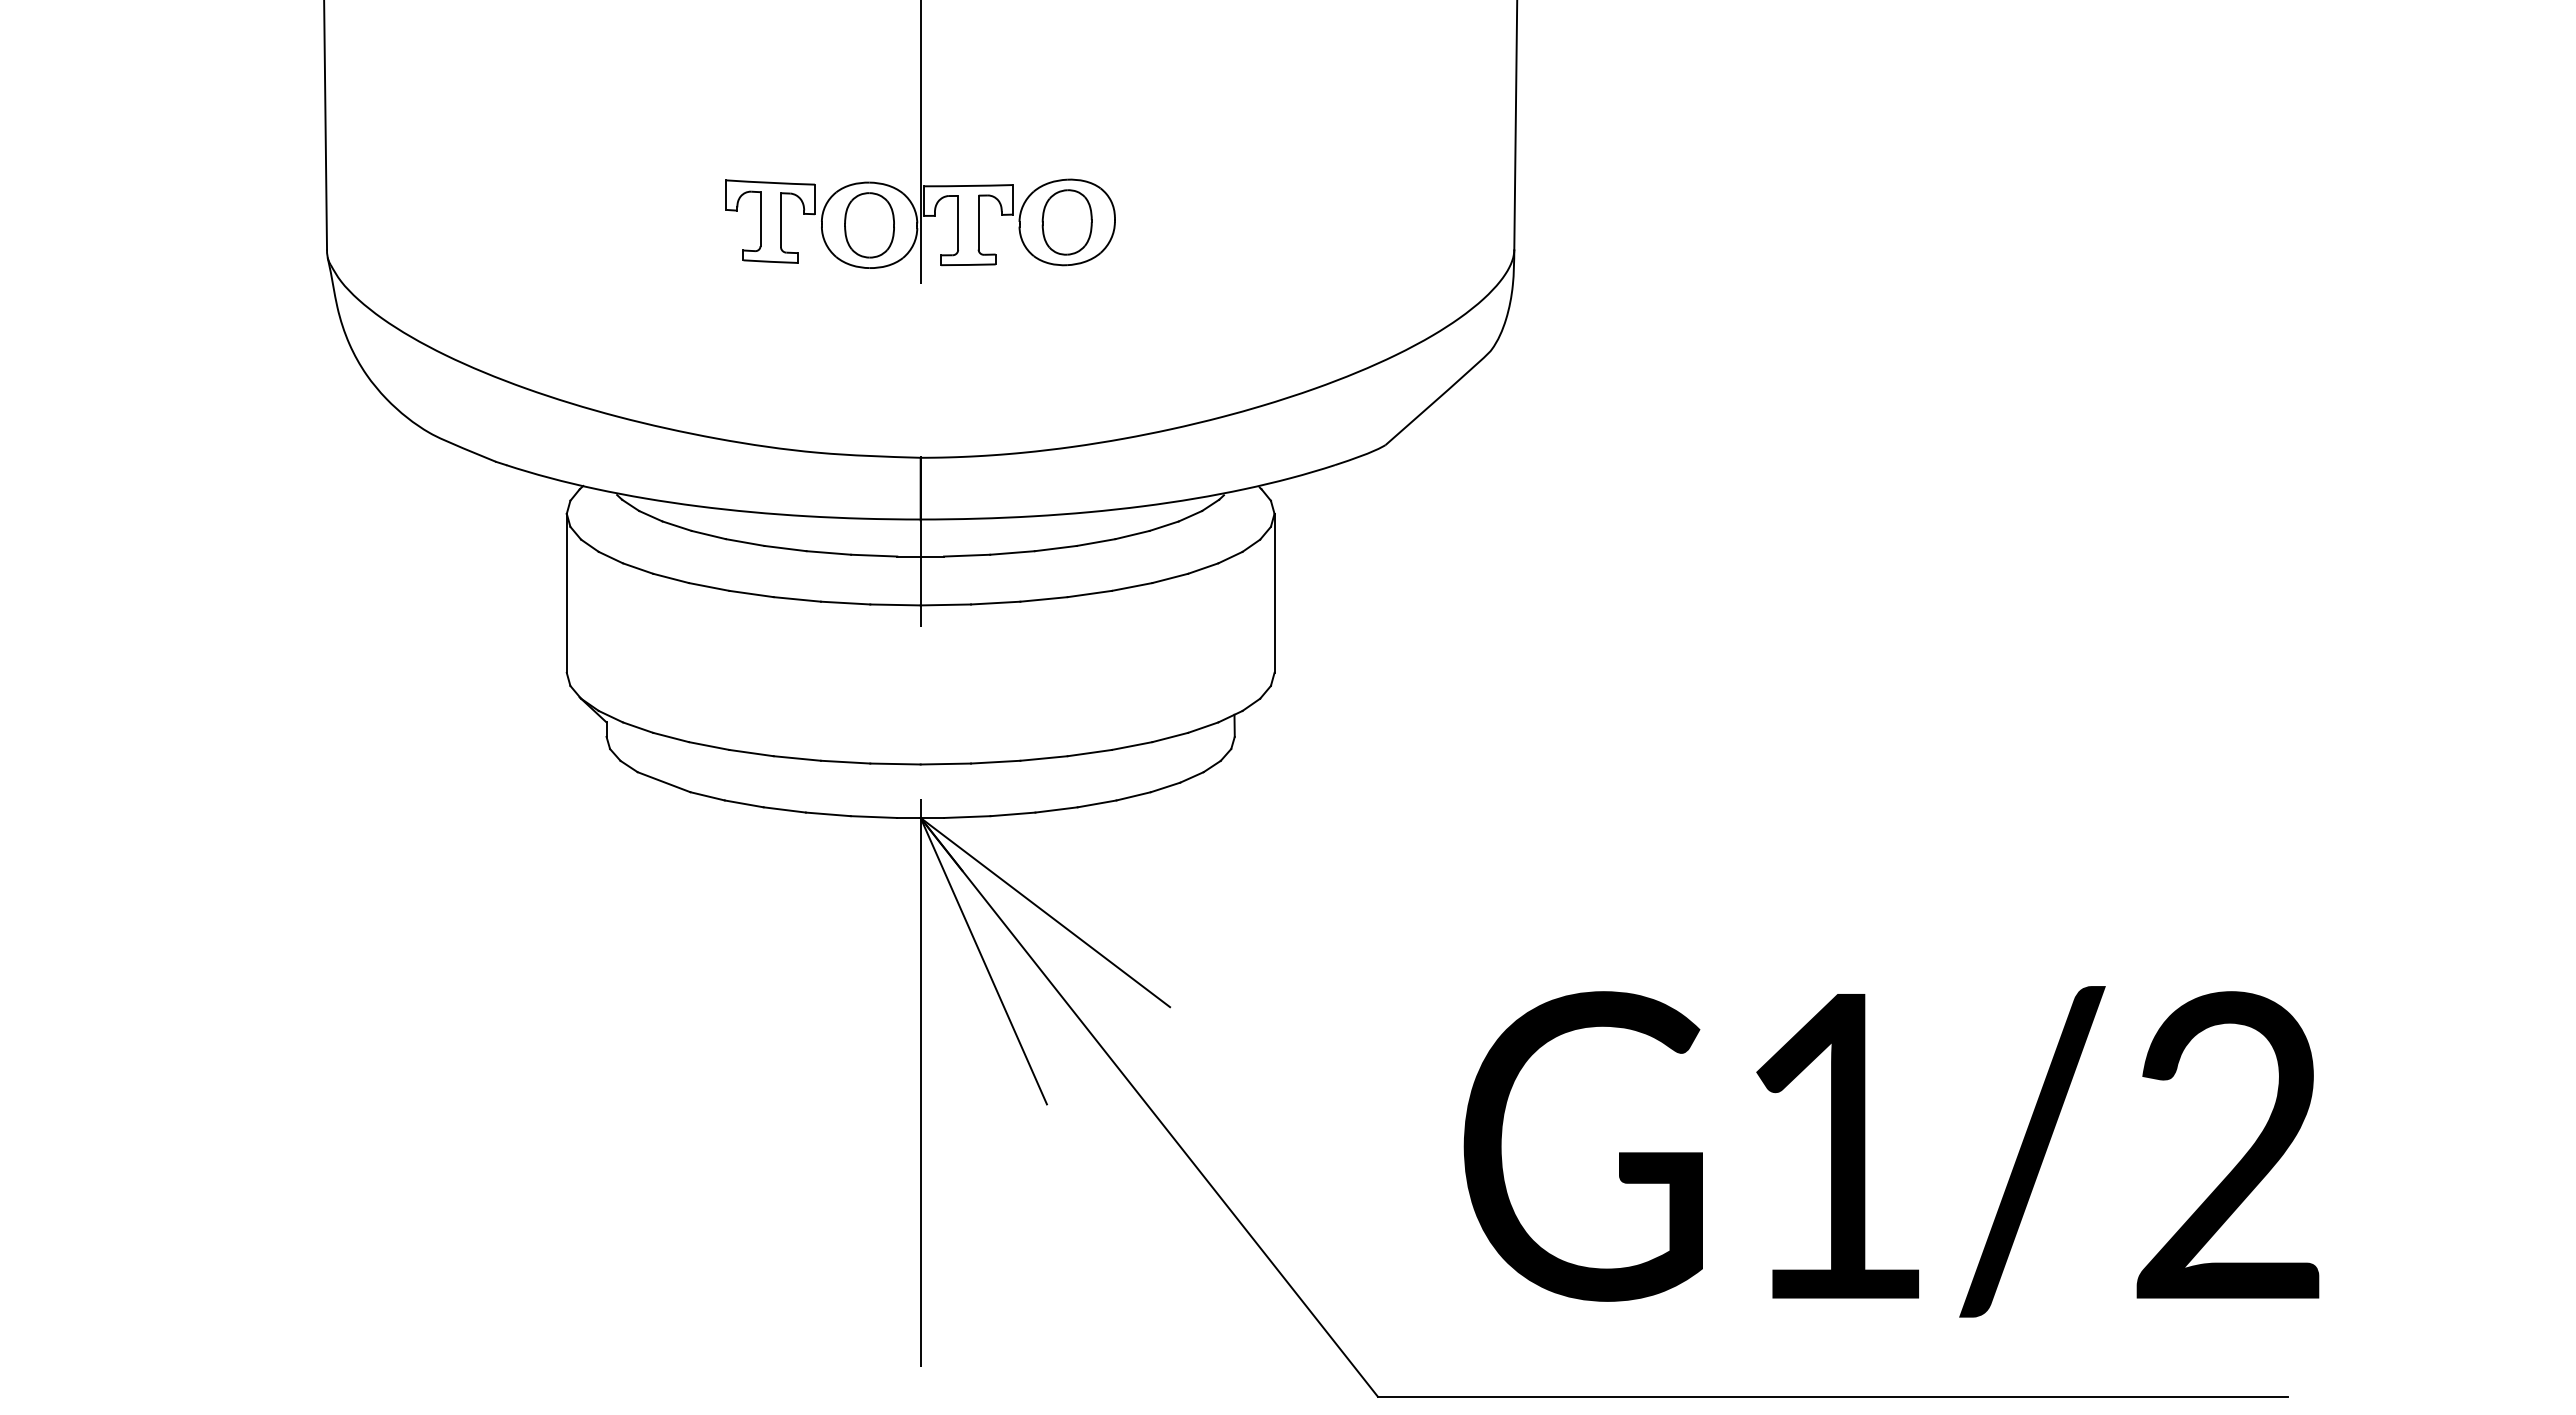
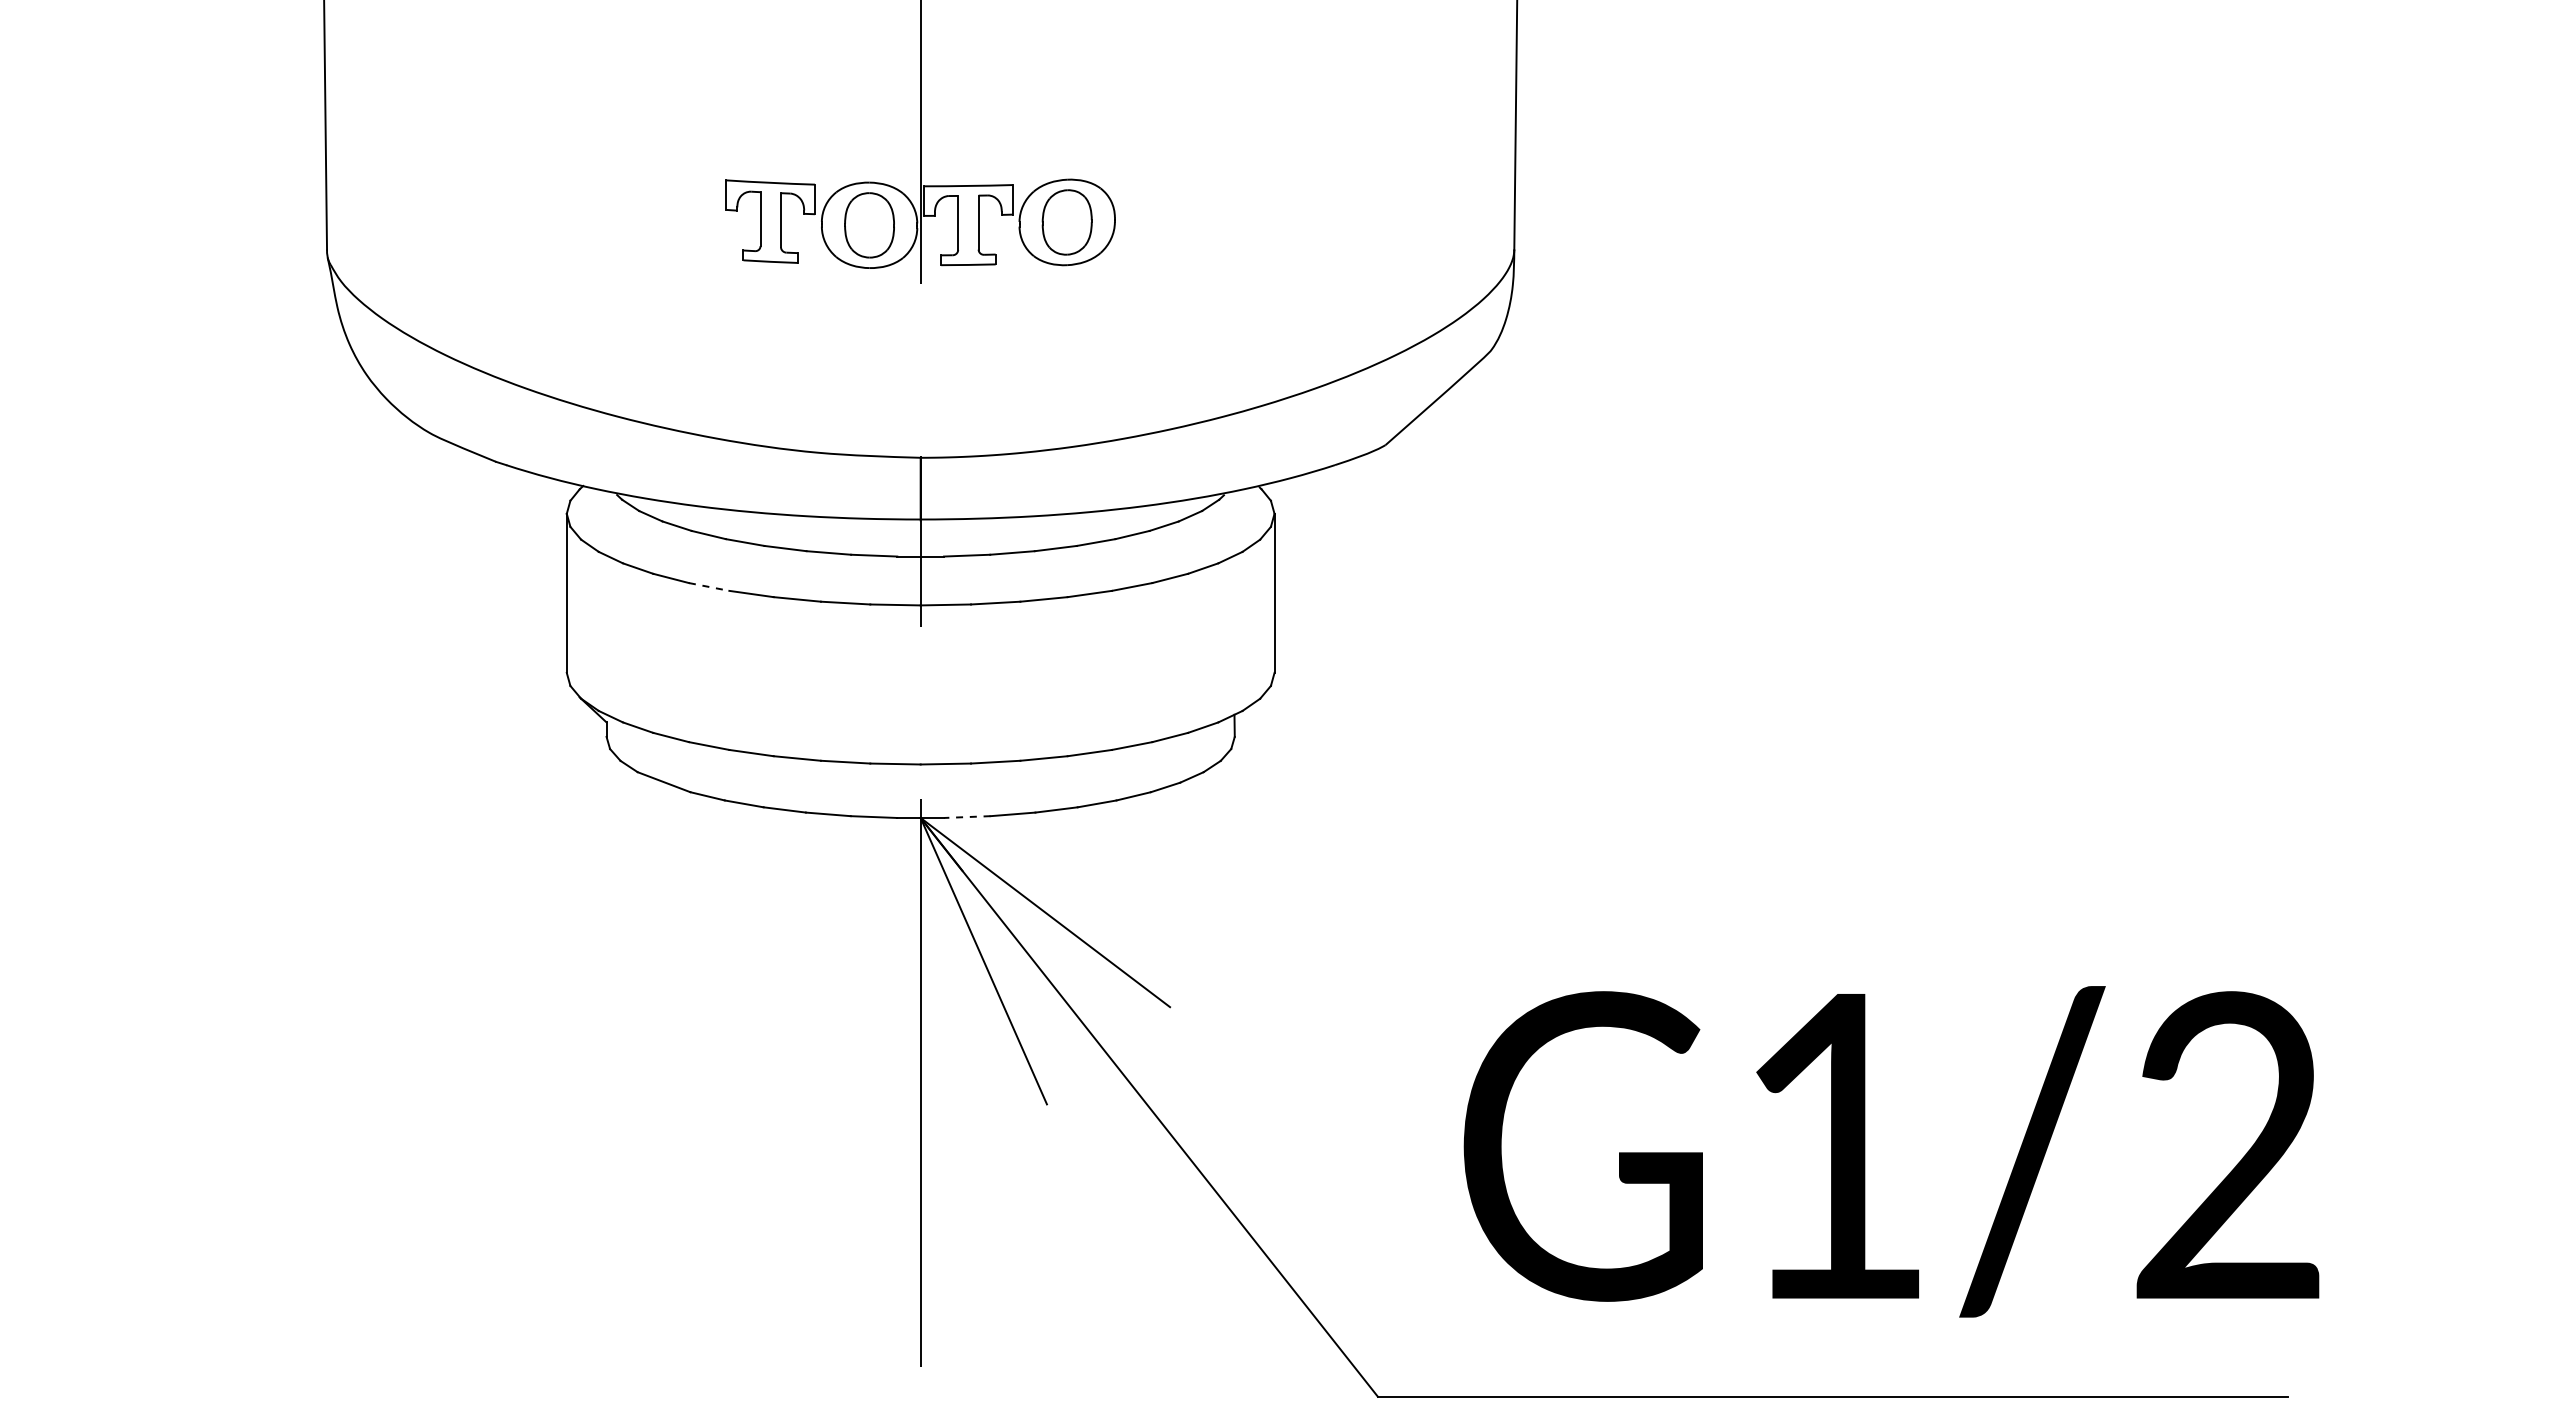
line: solid -> dashed (709, 586)
line: solid -> dashed (966, 817)
